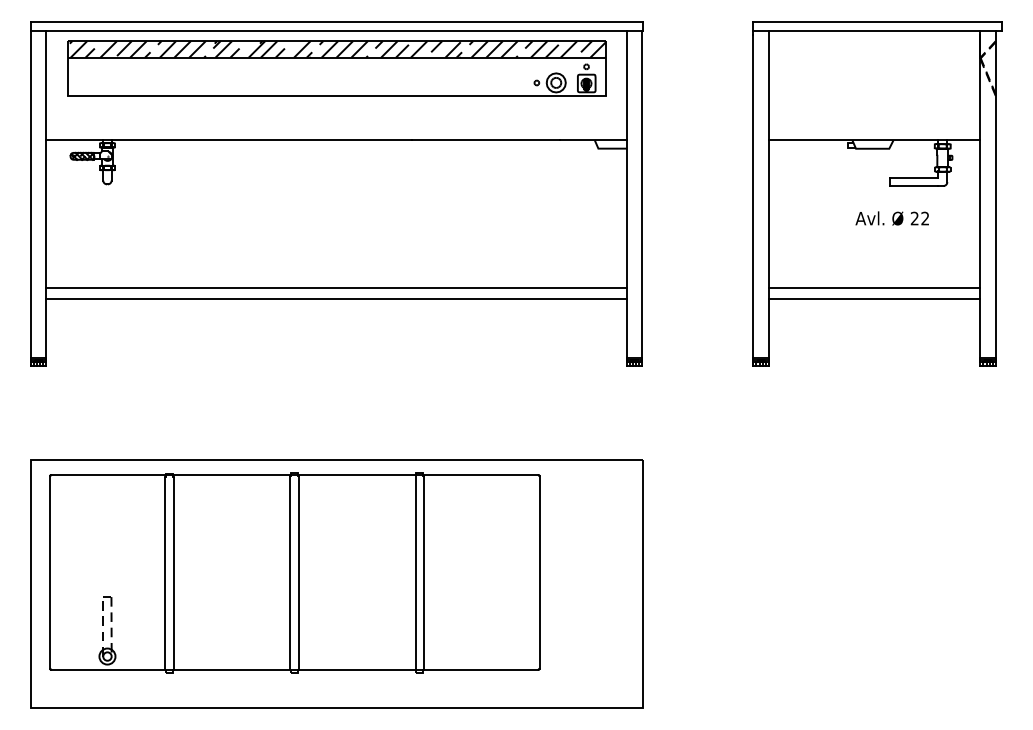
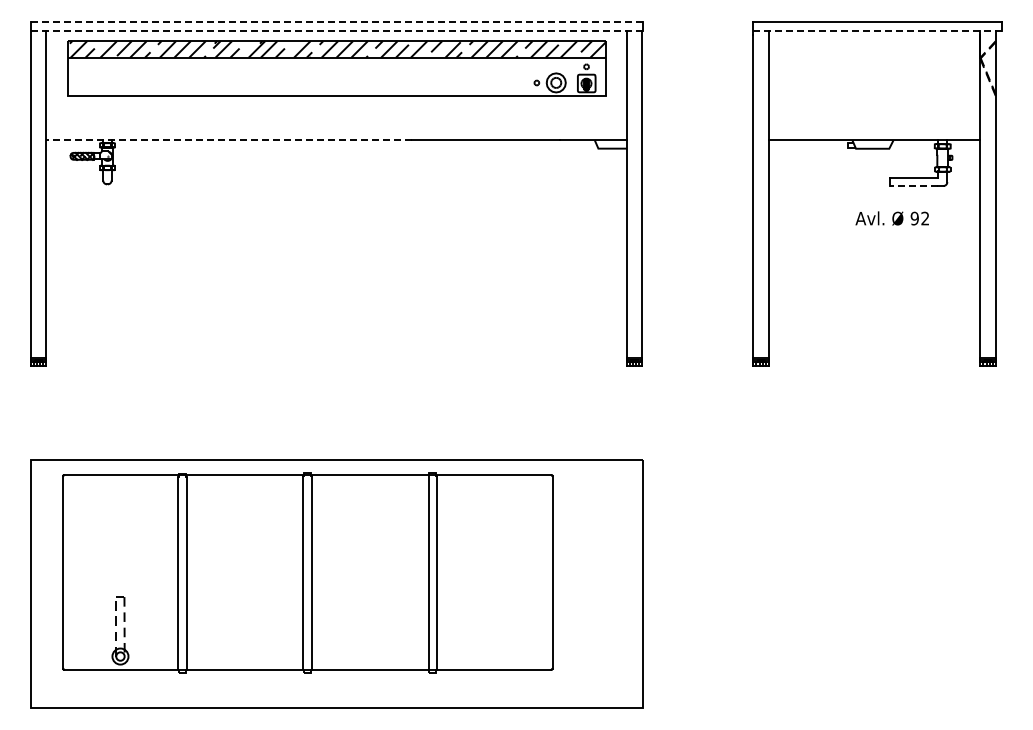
line: solid -> dashed (336, 21)
line: solid -> dashed (336, 31)
line: solid -> dashed (878, 31)
line: solid -> dashed (228, 140)
line: solid -> dashed (914, 186)
text: 22 -> 92 (914, 218)
line: present -> none (336, 287)
line: present -> none (874, 287)
line: present -> none (336, 299)
line: present -> none (874, 299)
part position: (294, 572) -> (307, 572) (307, 572)
